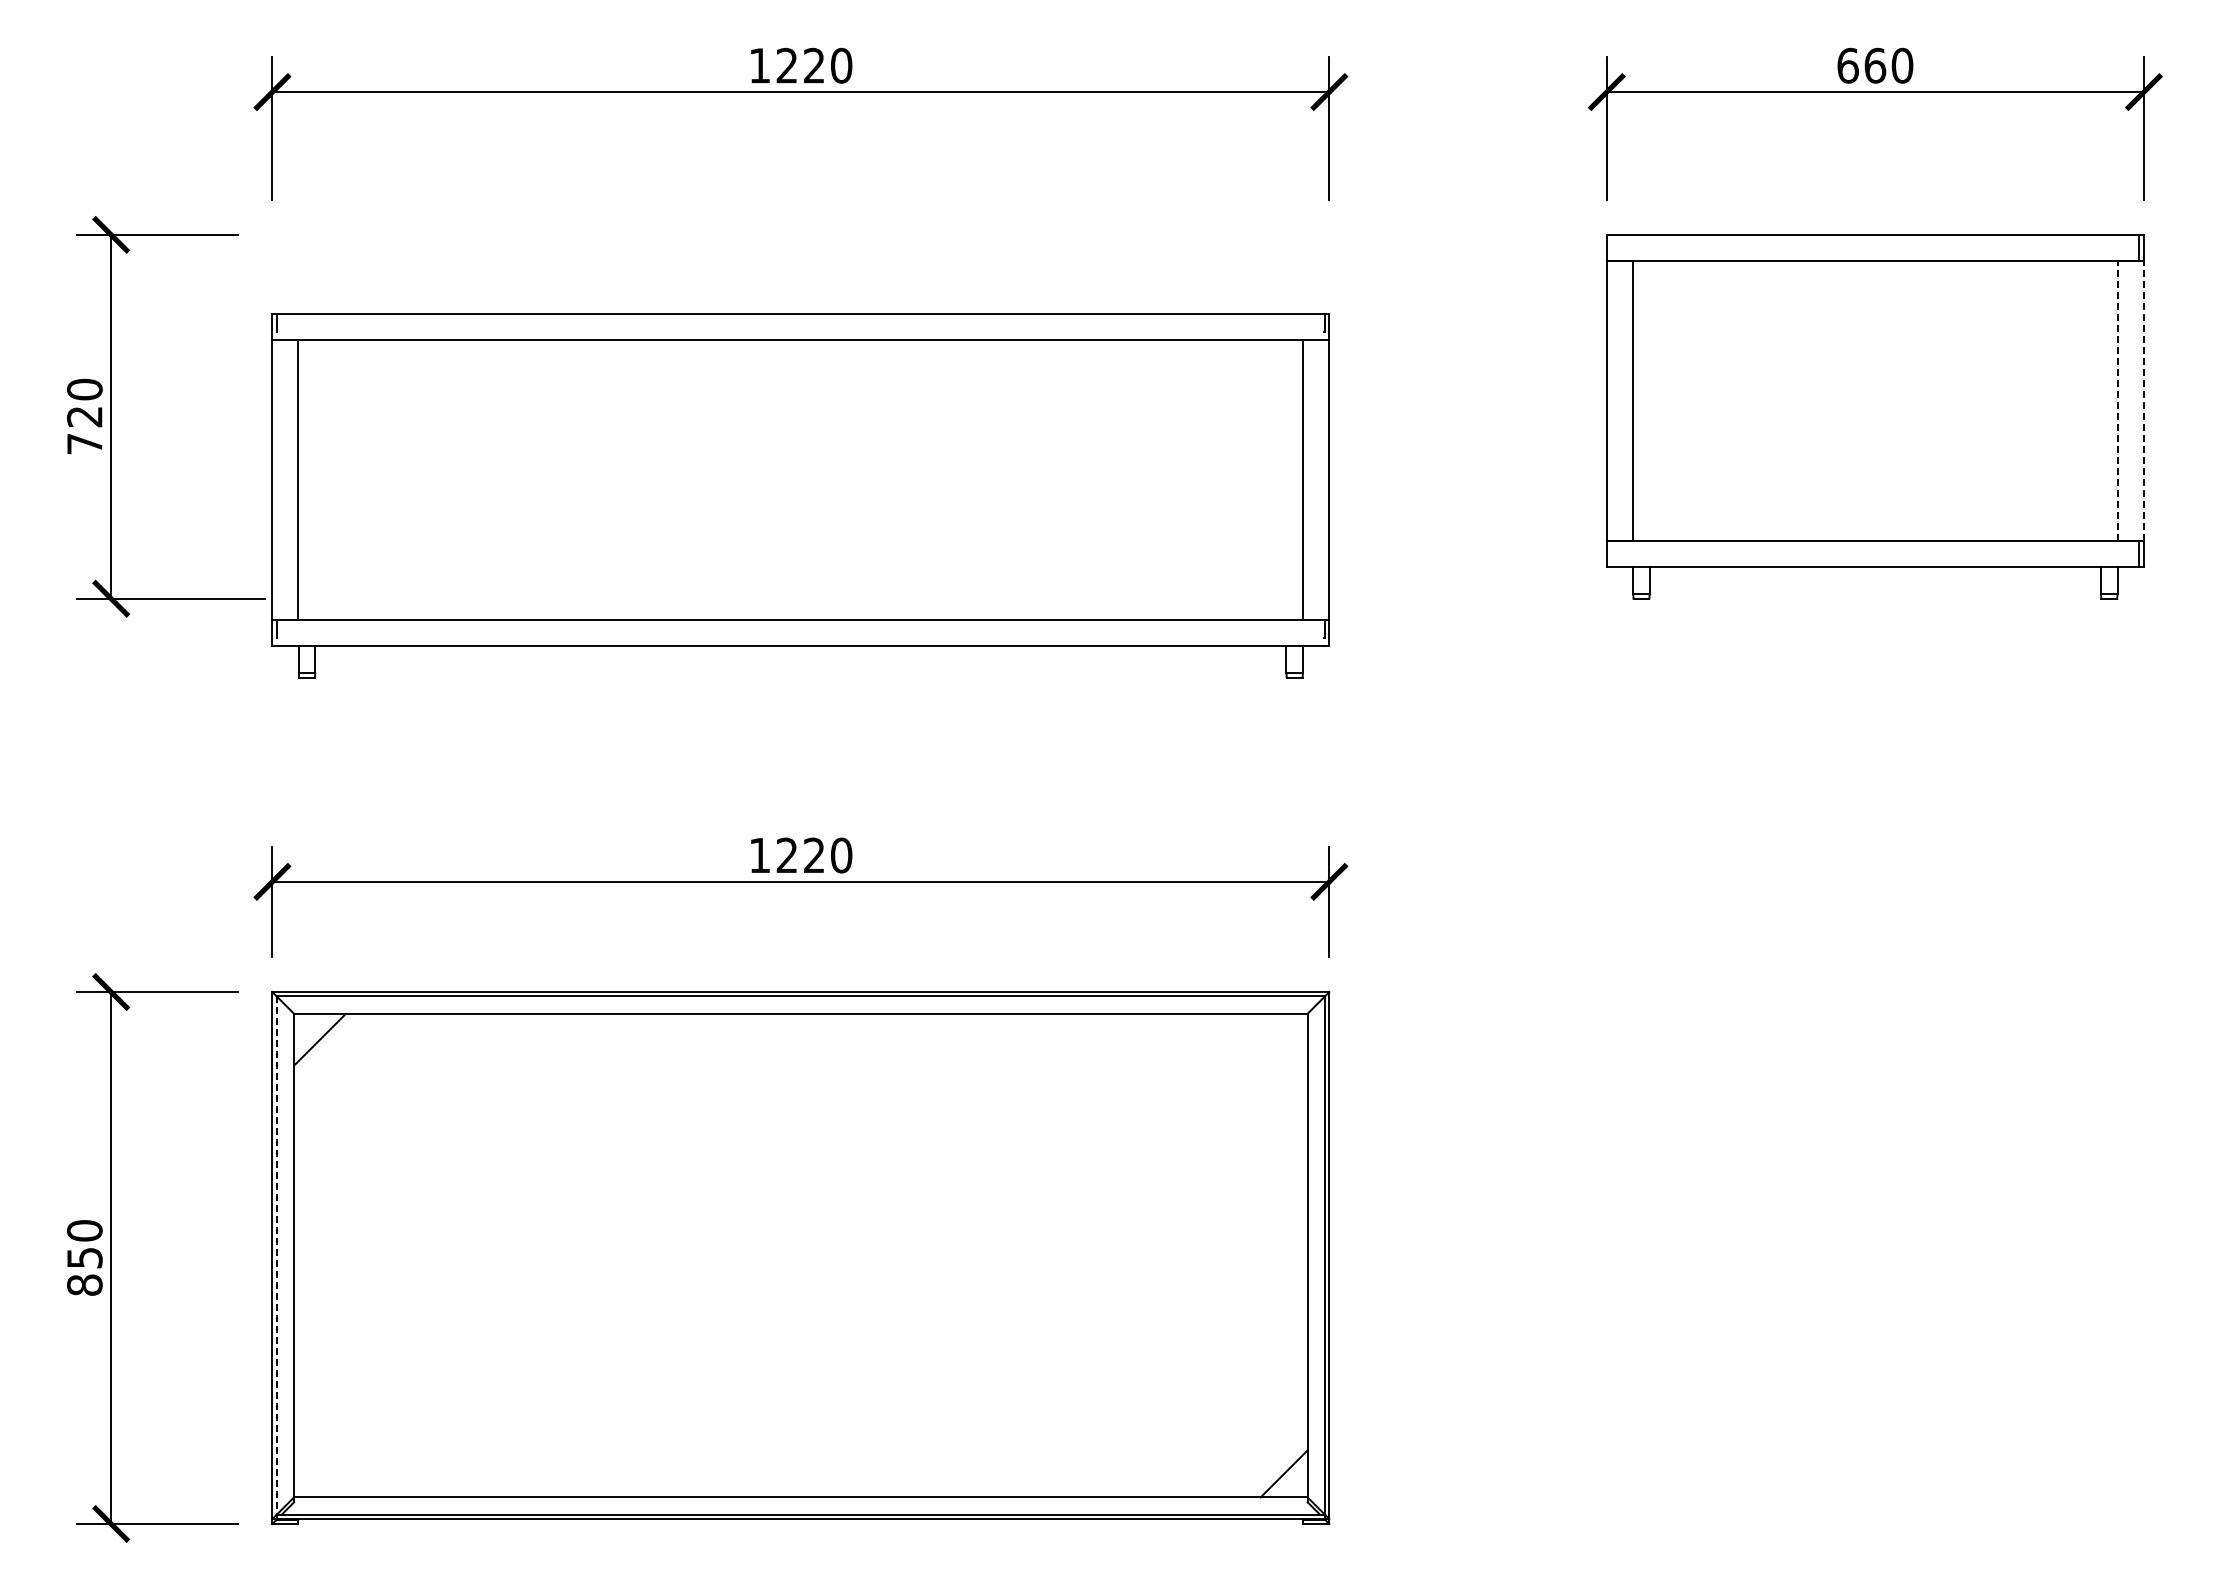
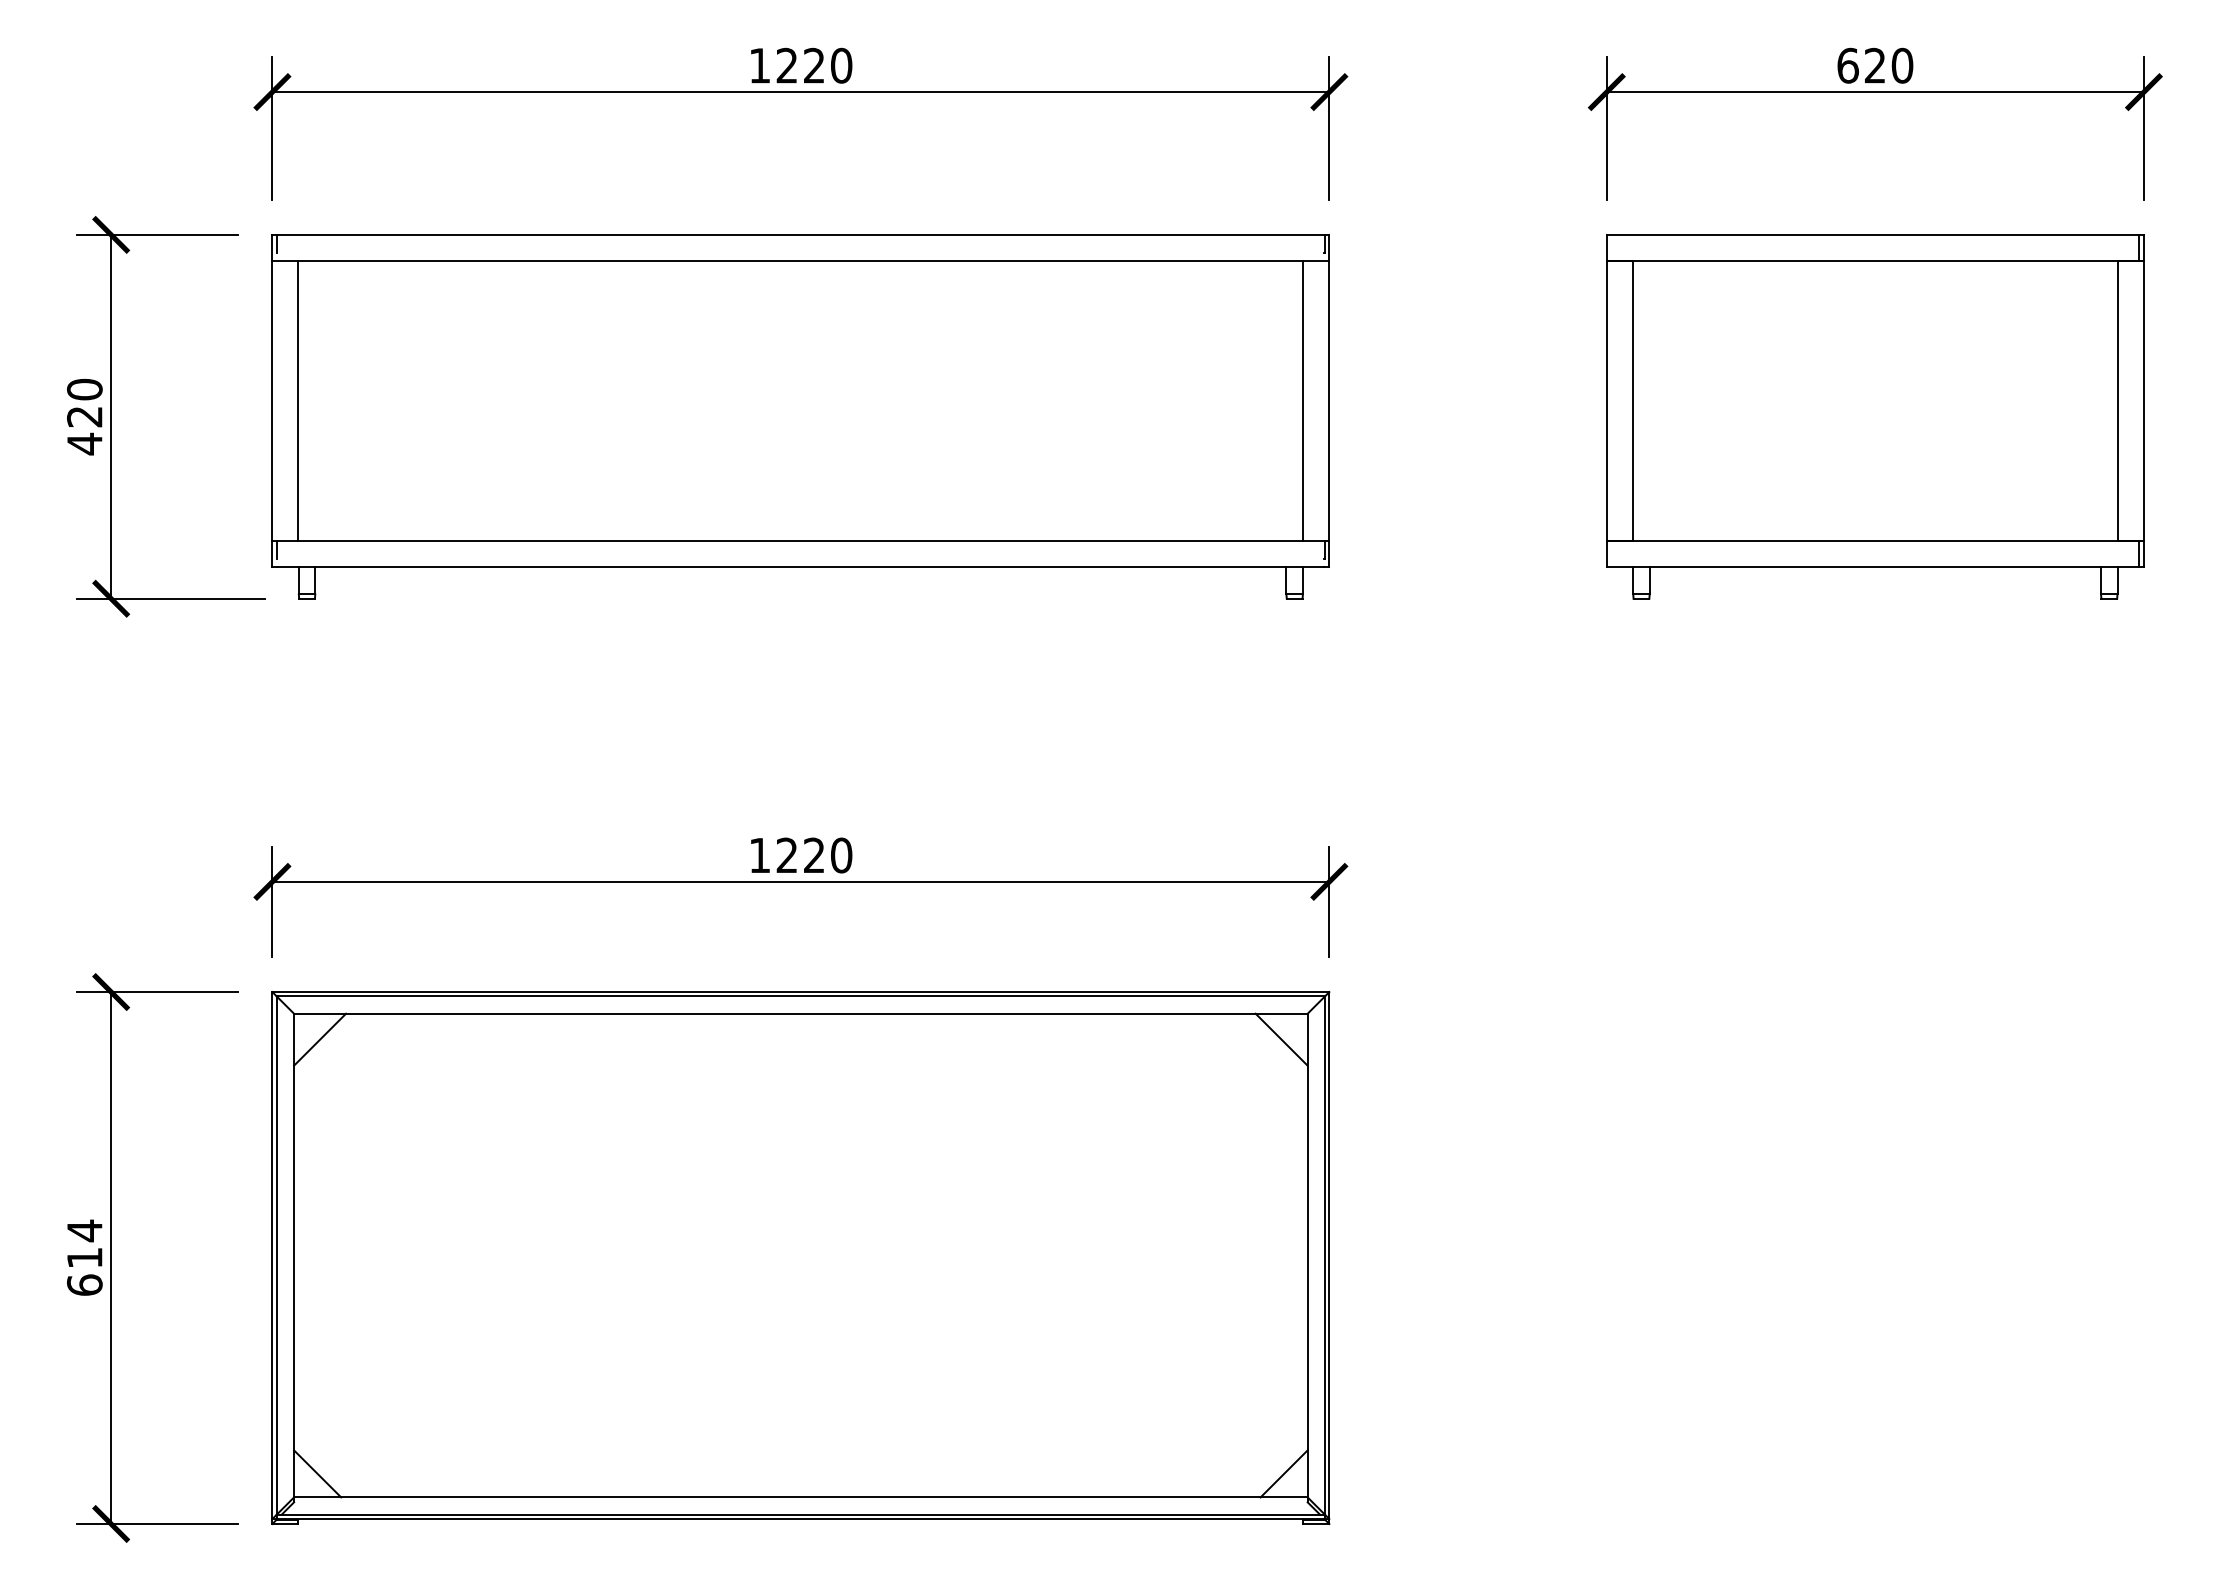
text: 660 -> 620 (1875, 65)
line: dashed -> solid (2117, 400)
line: dashed -> solid (2143, 400)
text: 720 -> 420 (84, 443)
part position: (800, 495) -> (800, 416) (800, 416)
line: none -> present (1281, 1039)
text: 850 -> 614 (84, 1257)
line: dashed -> solid (276, 1258)
line: none -> present (317, 1473)
